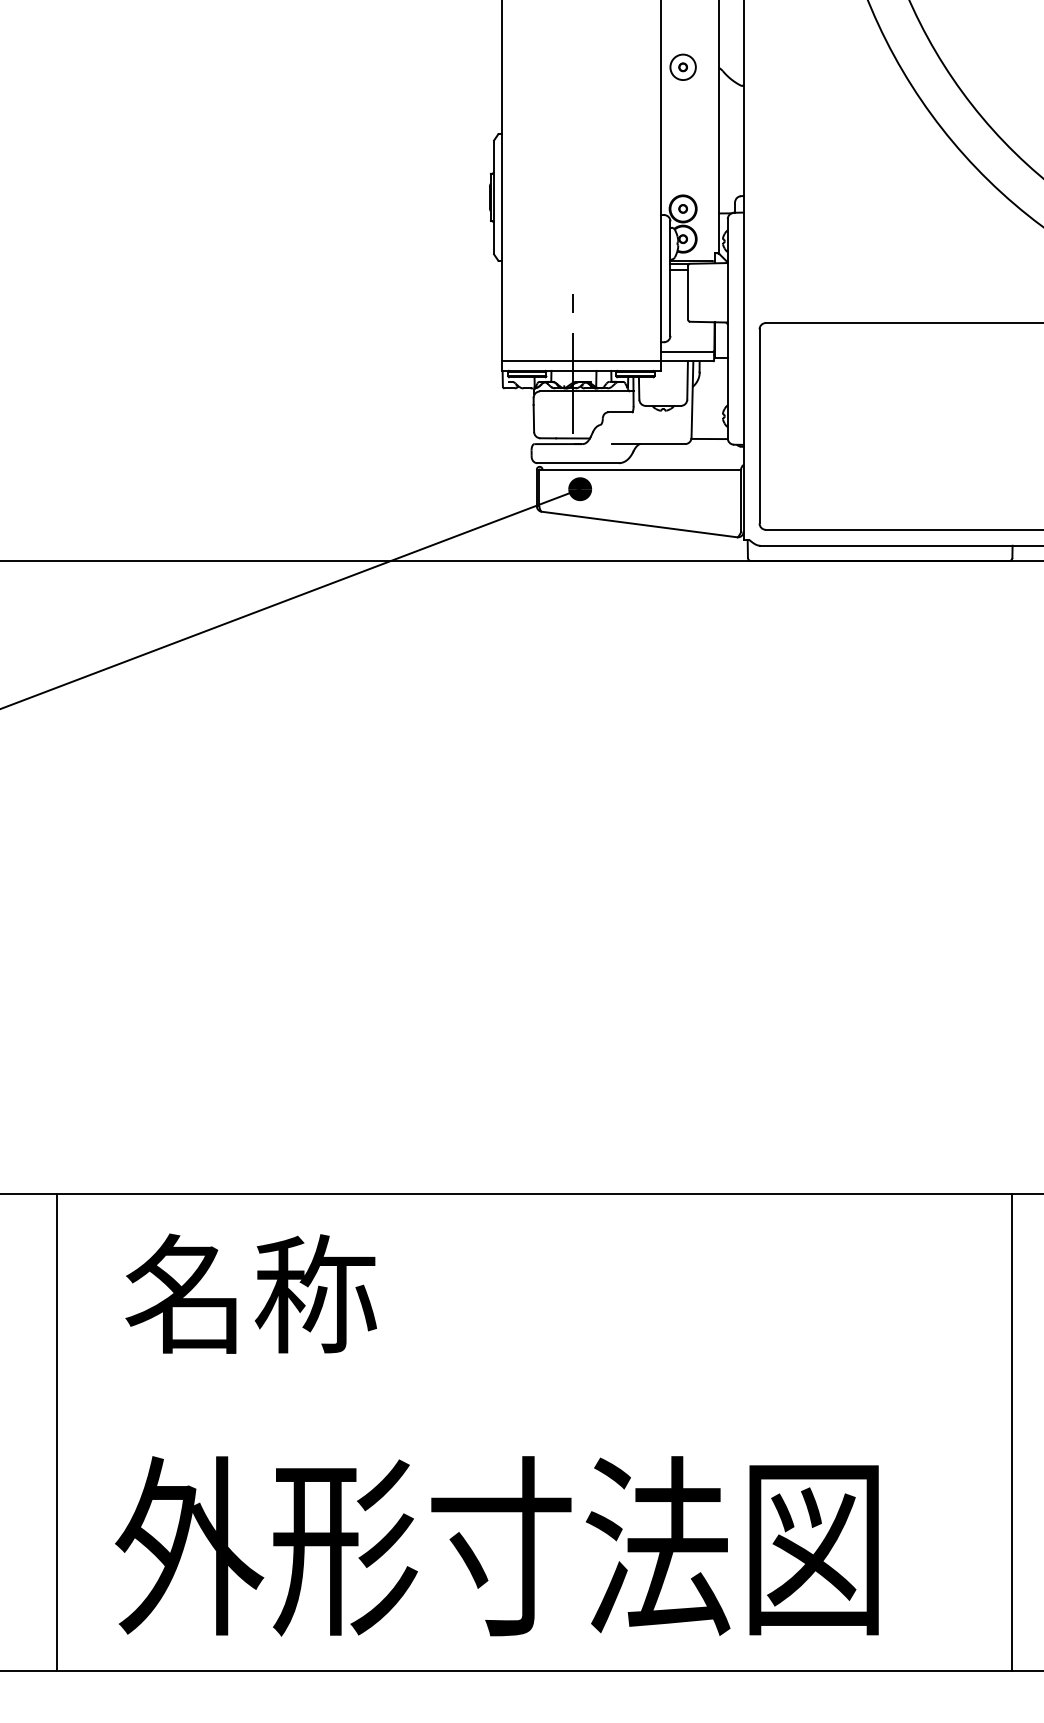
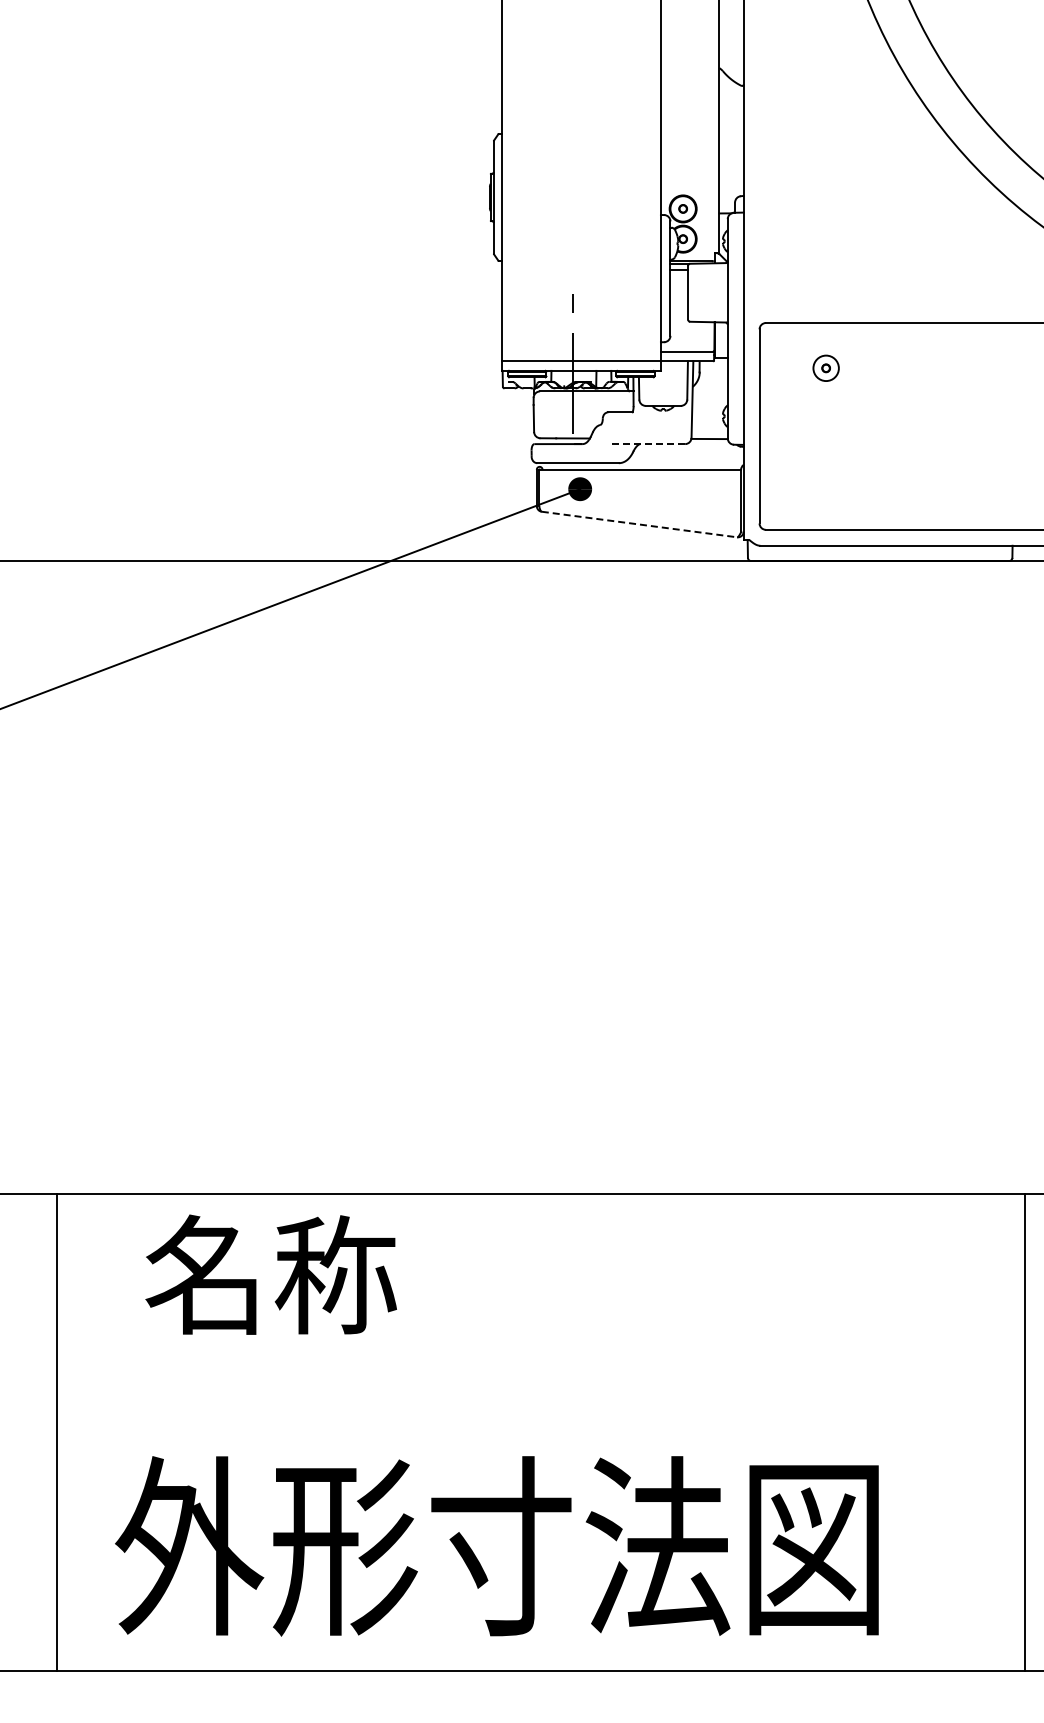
part position: (682, 66) -> (825, 367) (825, 367)
line: solid -> dashed (648, 444)
line: solid -> dashed (639, 524)
text position: (250, 1293) -> (270, 1274) (270, 1274)
line position: (1011, 1432) -> (1024, 1432) (1024, 1432)
